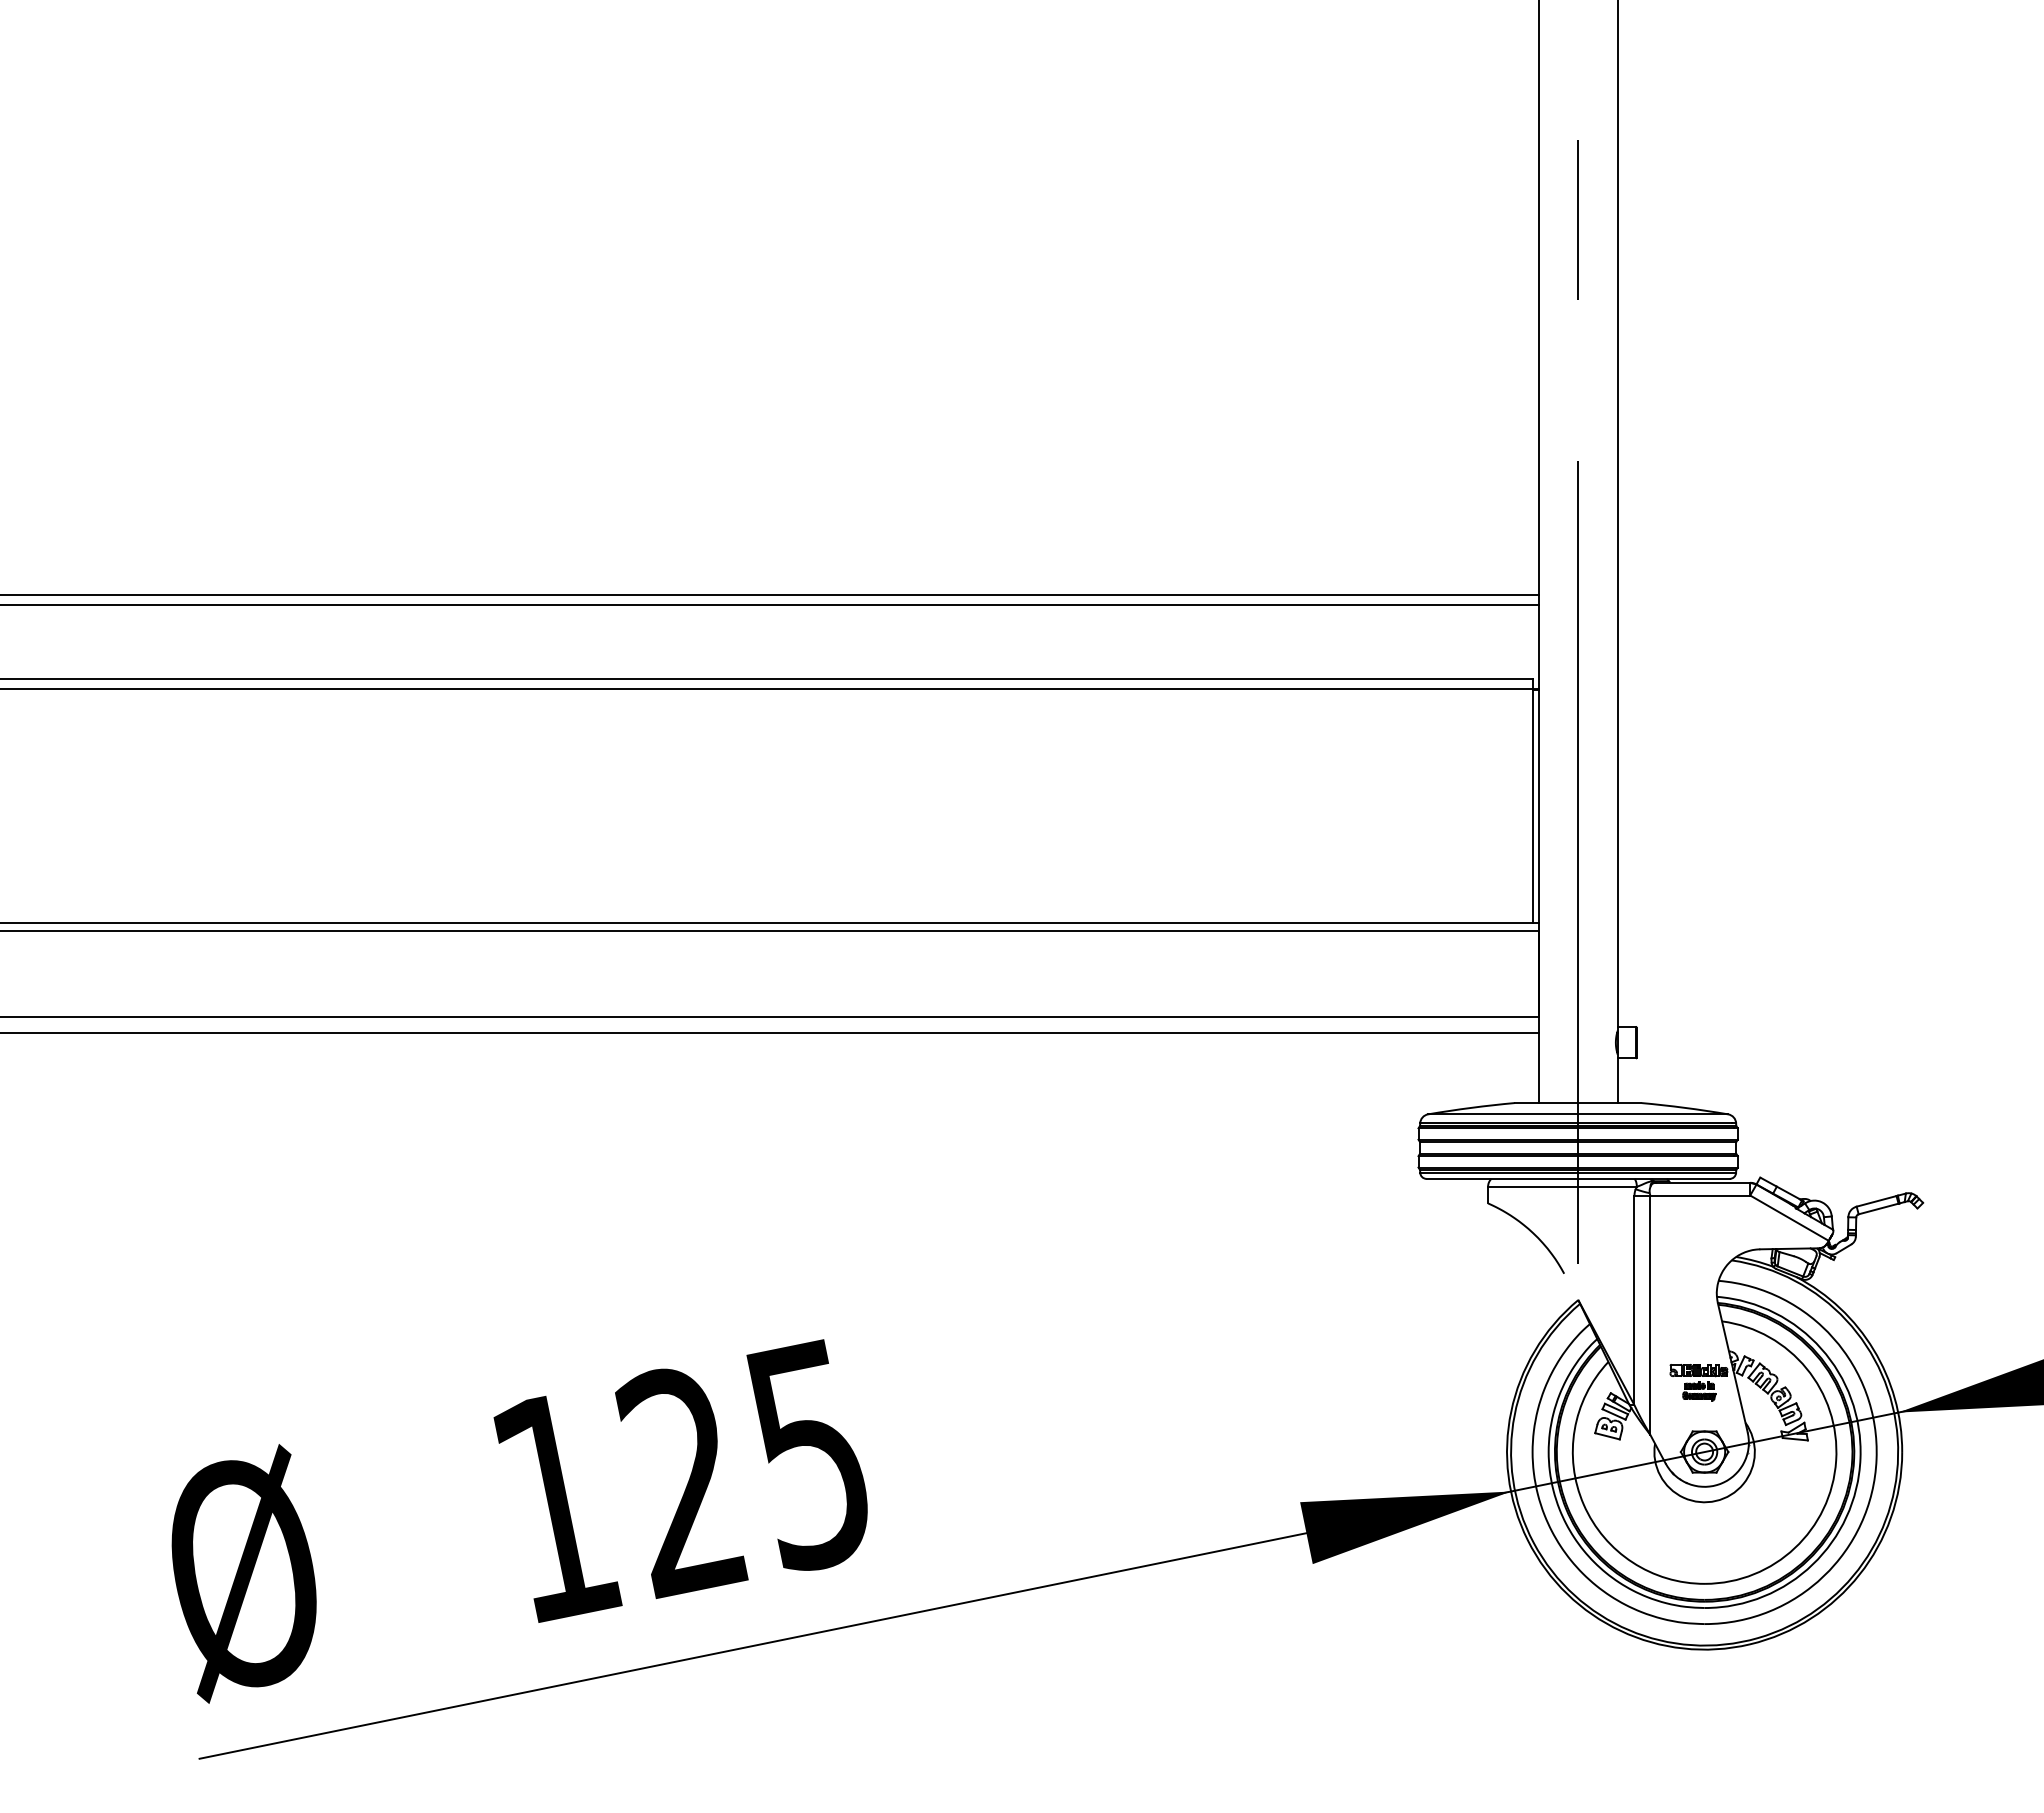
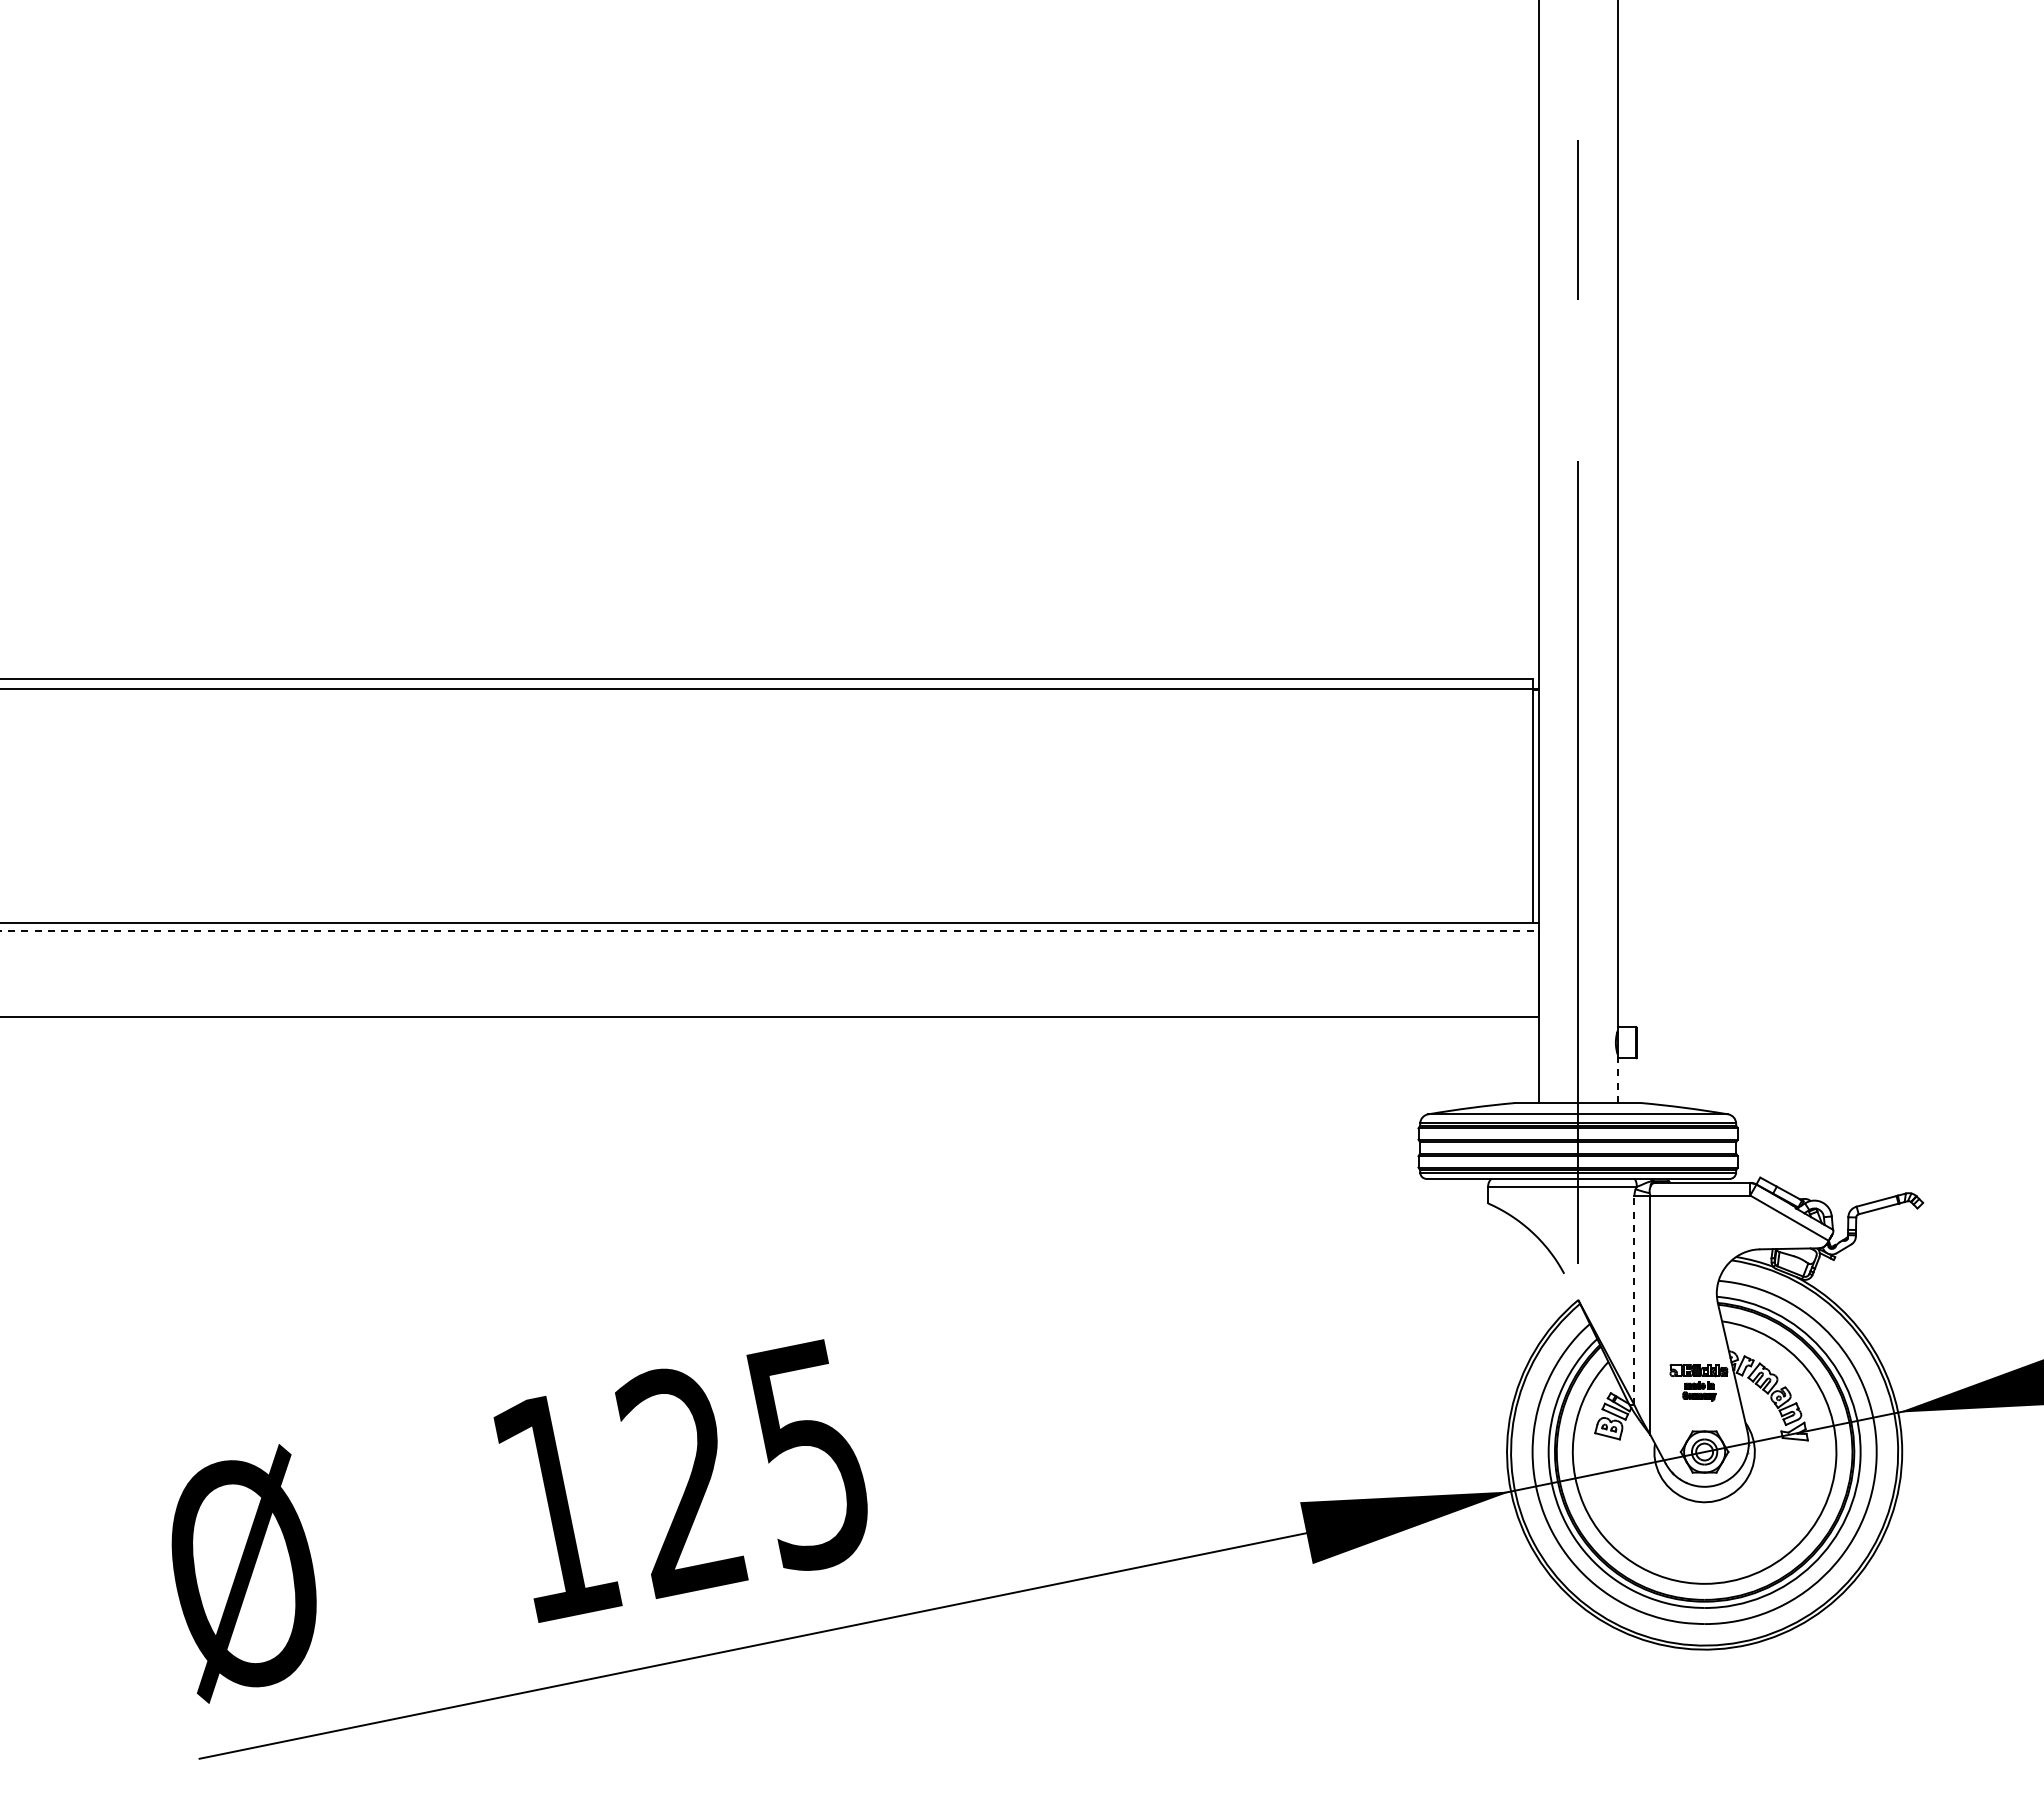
line: present -> none (770, 594)
line: present -> none (770, 604)
line: solid -> dashed (769, 931)
line: present -> none (770, 1033)
line: solid -> dashed (1617, 1080)
line: solid -> dashed (1634, 1300)
